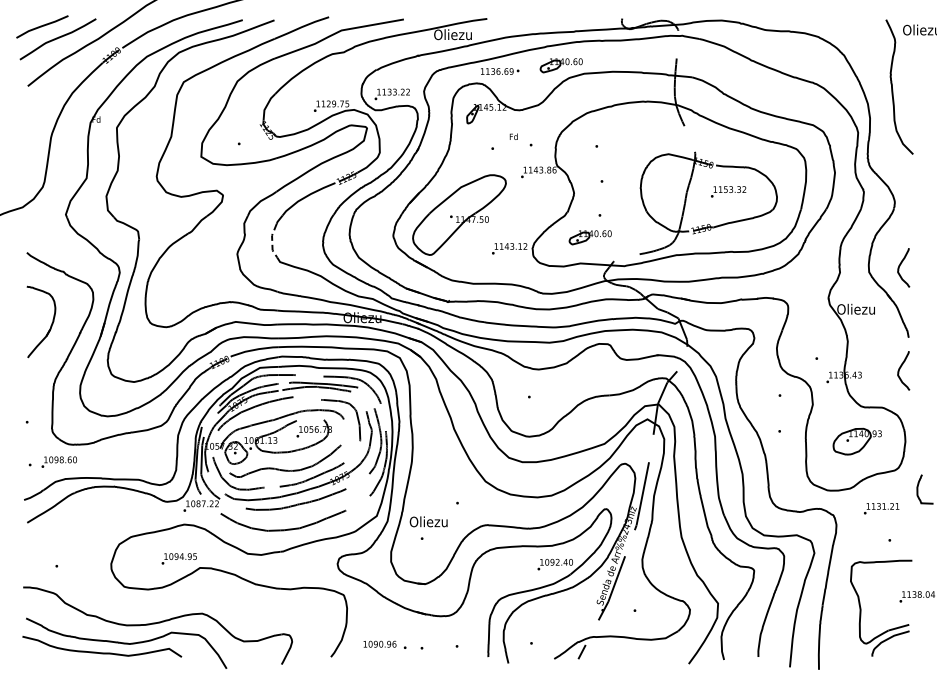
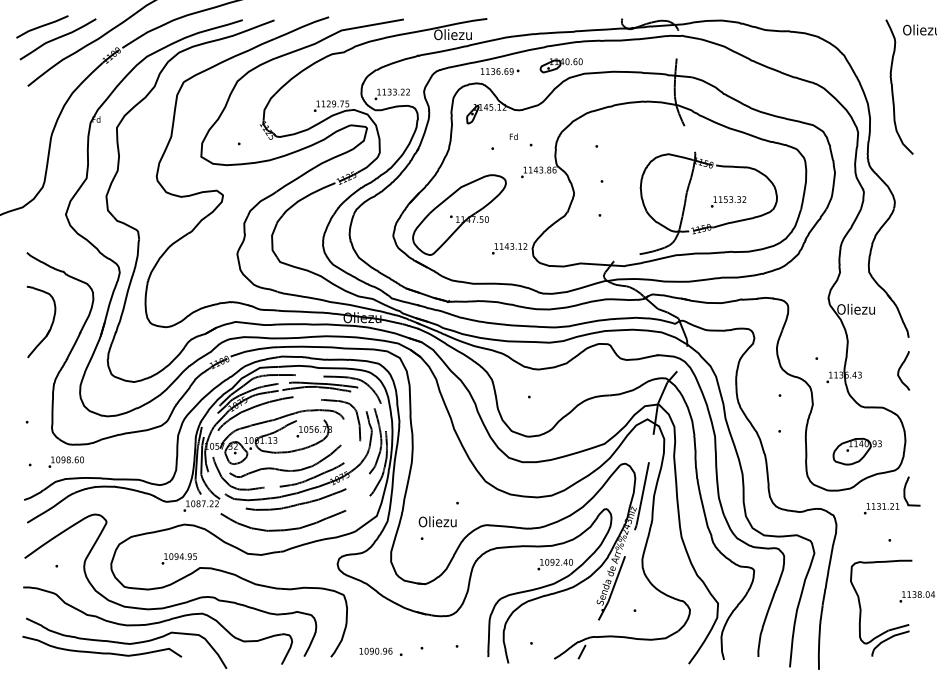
text position: (728, 191) -> (728, 201) (728, 201)
part: present -> none (589, 237)
line: dashed -> solid (272, 241)
curve: present -> none (900, 266)
part position: (856, 441) -> (856, 451) (856, 451)
text position: (58, 461) -> (65, 461) (65, 461)
curve position: (918, 489) -> (905, 491) (905, 491)
text position: (428, 521) -> (437, 521) (437, 521)
part: none -> present (173, 604)
text position: (384, 644) -> (380, 651) (380, 651)
